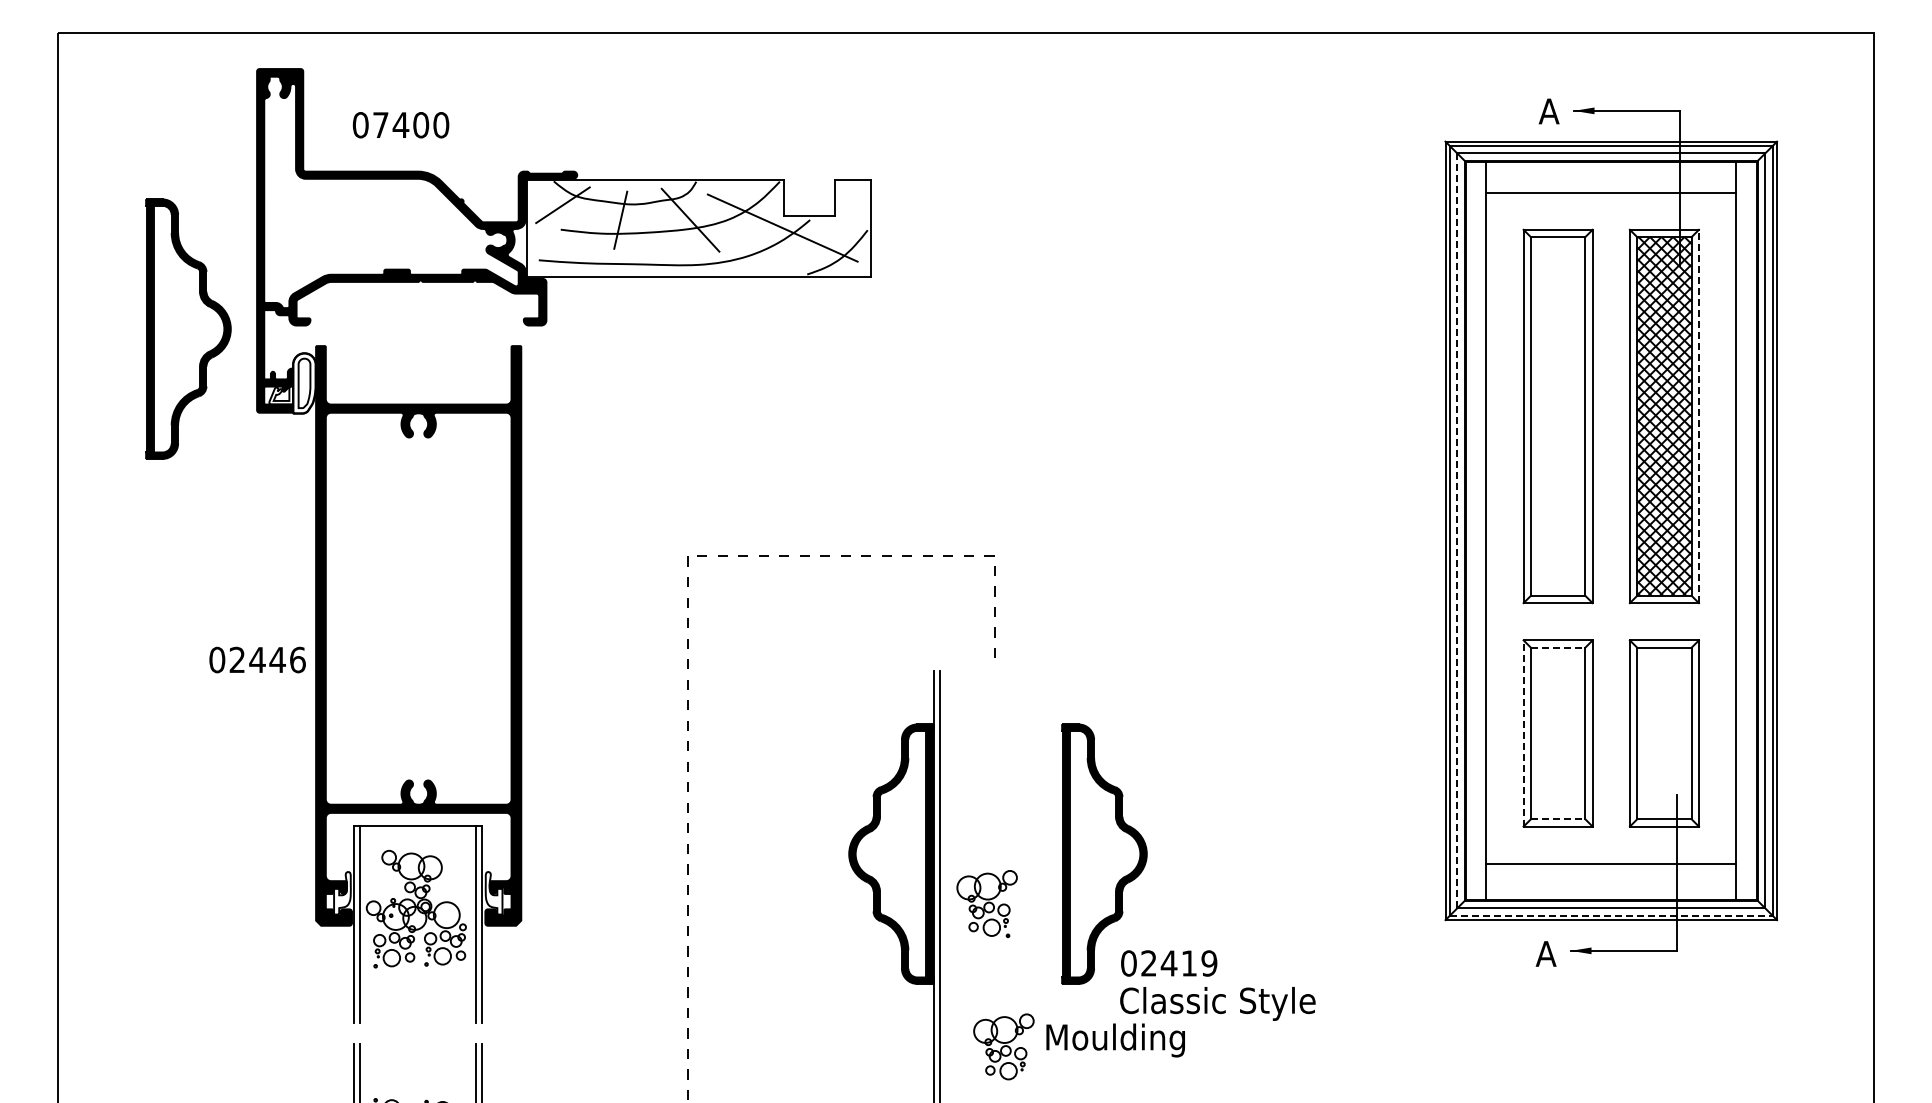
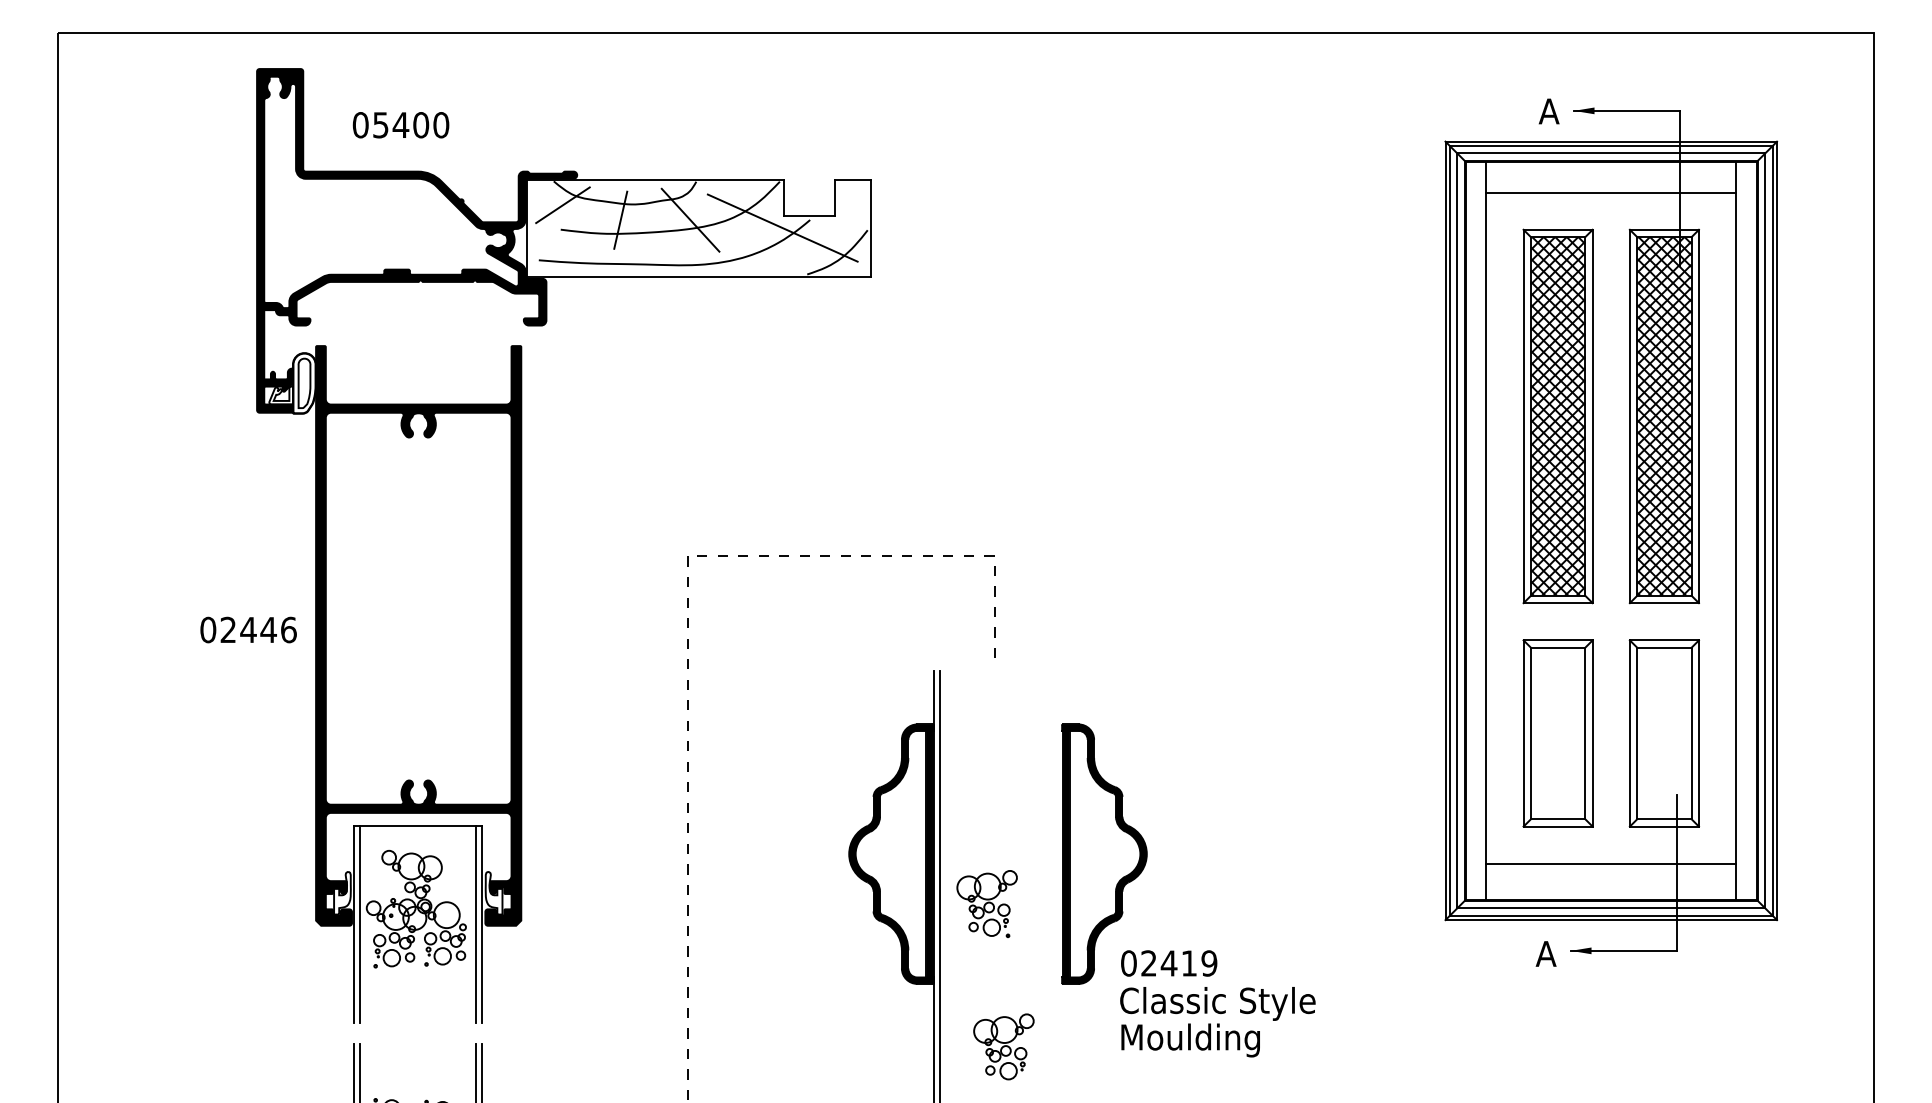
text: 07400 -> 05400 (380, 125)
part: present -> none (188, 328)
hatch: none -> present (1558, 416)
line: dashed -> solid (1698, 416)
line: dashed -> solid (1457, 530)
line: dashed -> solid (1558, 647)
text position: (257, 659) -> (248, 629) (248, 629)
line: dashed -> solid (1523, 732)
line: dashed -> solid (1558, 819)
line: dashed -> solid (1611, 915)
text position: (1115, 1040) -> (1190, 1040) (1190, 1040)
